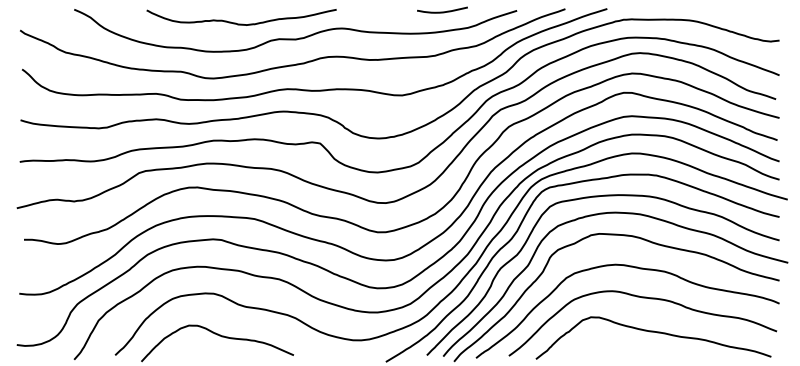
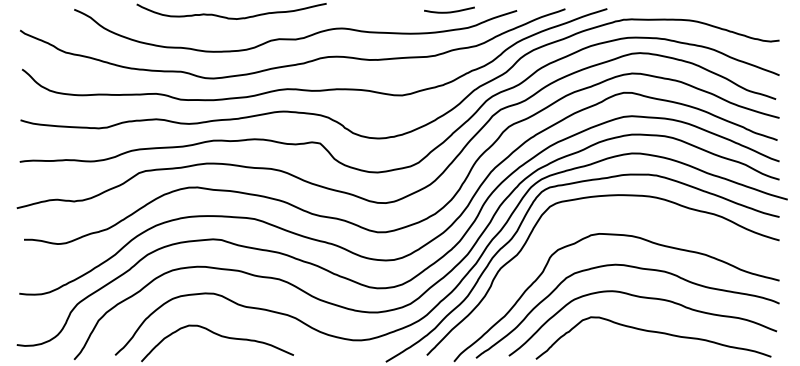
curve position: (442, 11) -> (449, 11) (449, 11)
curve position: (241, 23) -> (231, 17) (231, 17)
curve: present -> none (604, 214)
